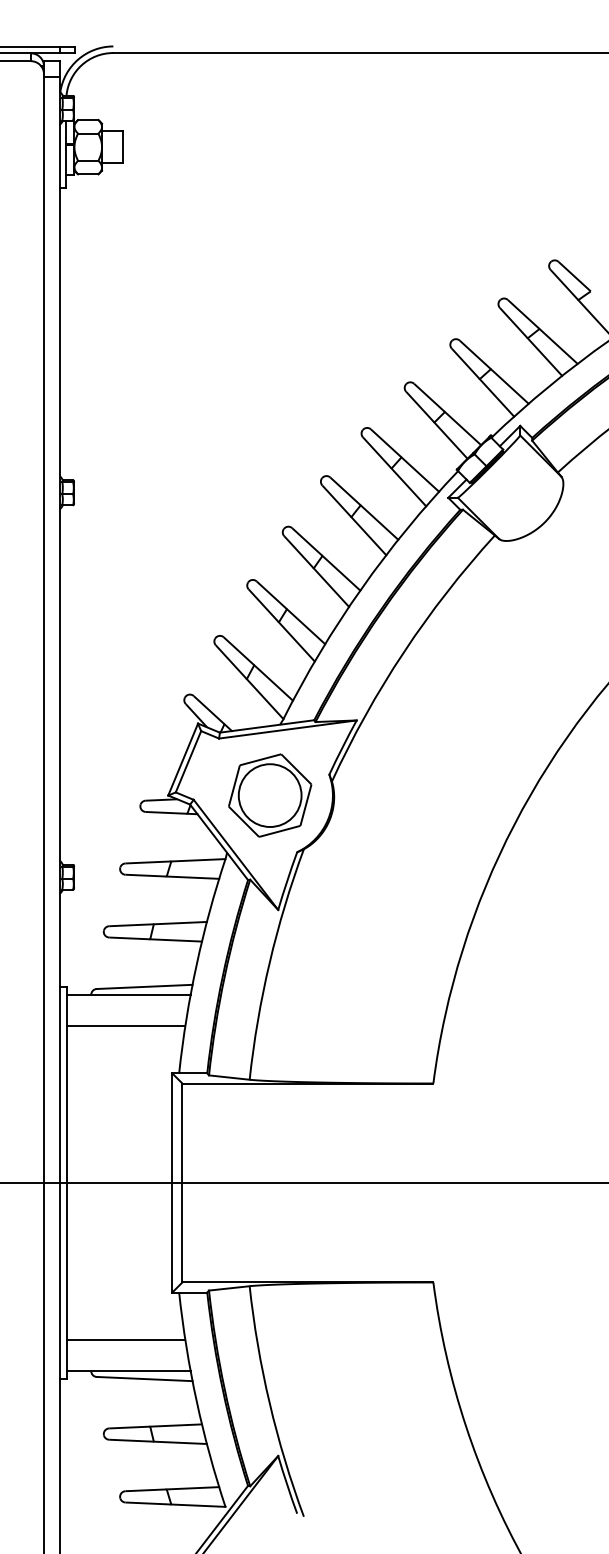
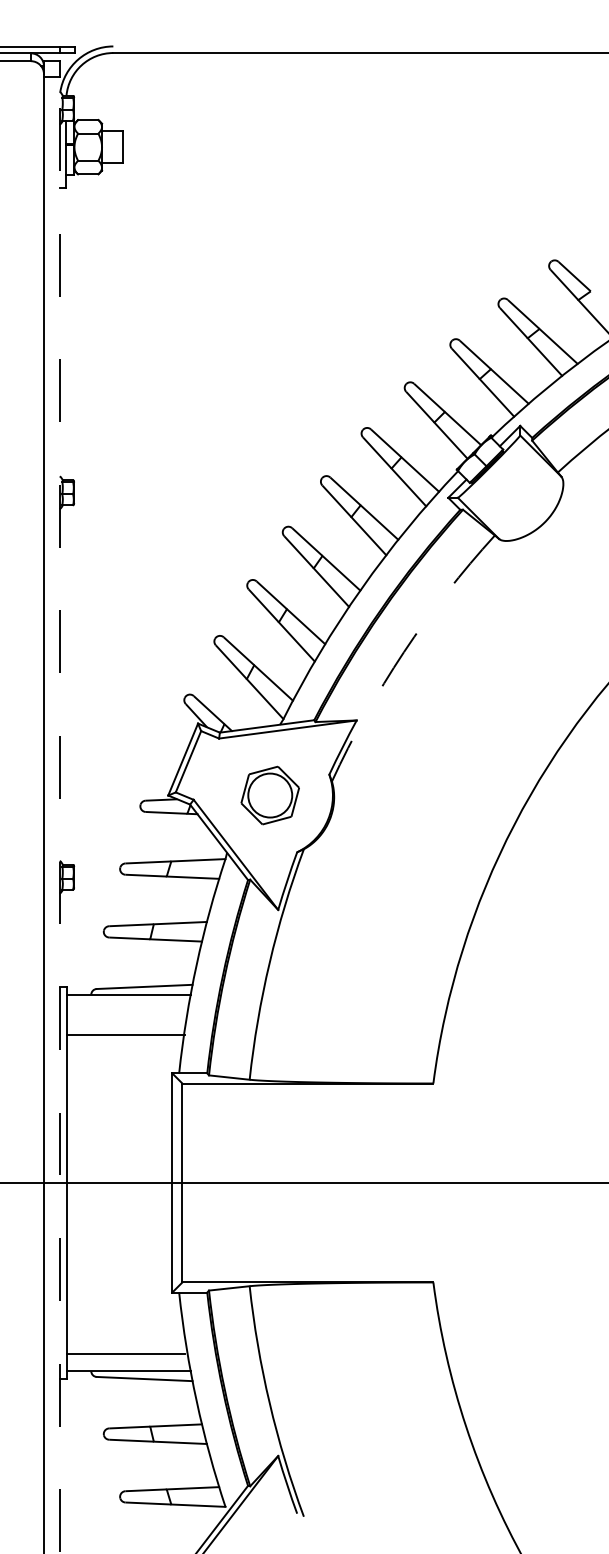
arc: solid -> dashed (403, 652)
part size: 85x85 px -> 60x61 px (269, 795)
line: solid -> dashed (59, 814)
line position: (126, 1026) -> (126, 1035) (126, 1035)
line position: (126, 1339) -> (126, 1353) (126, 1353)
